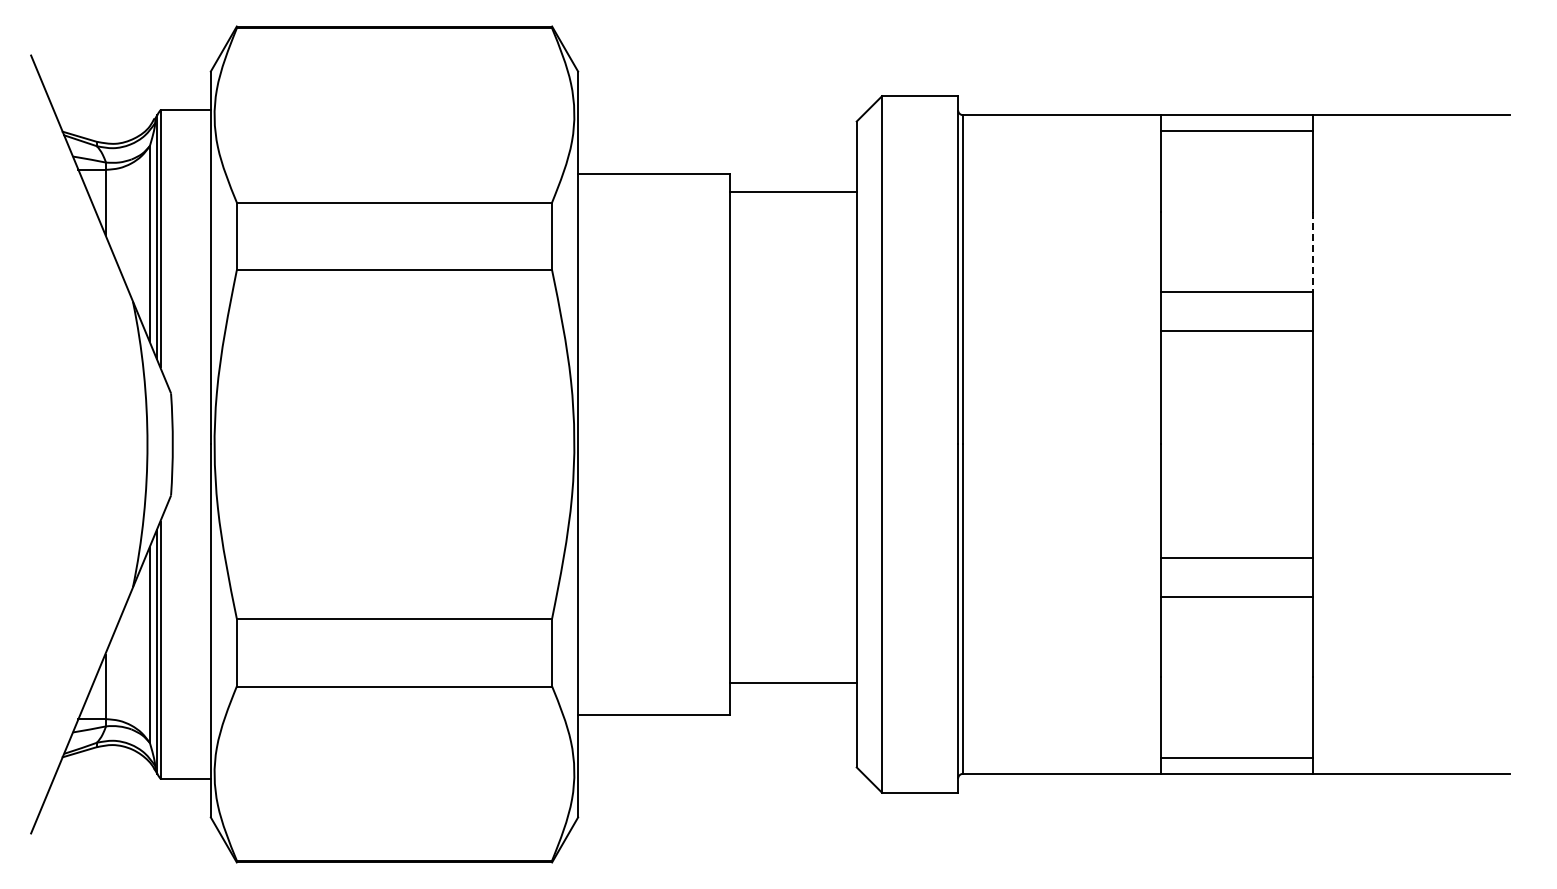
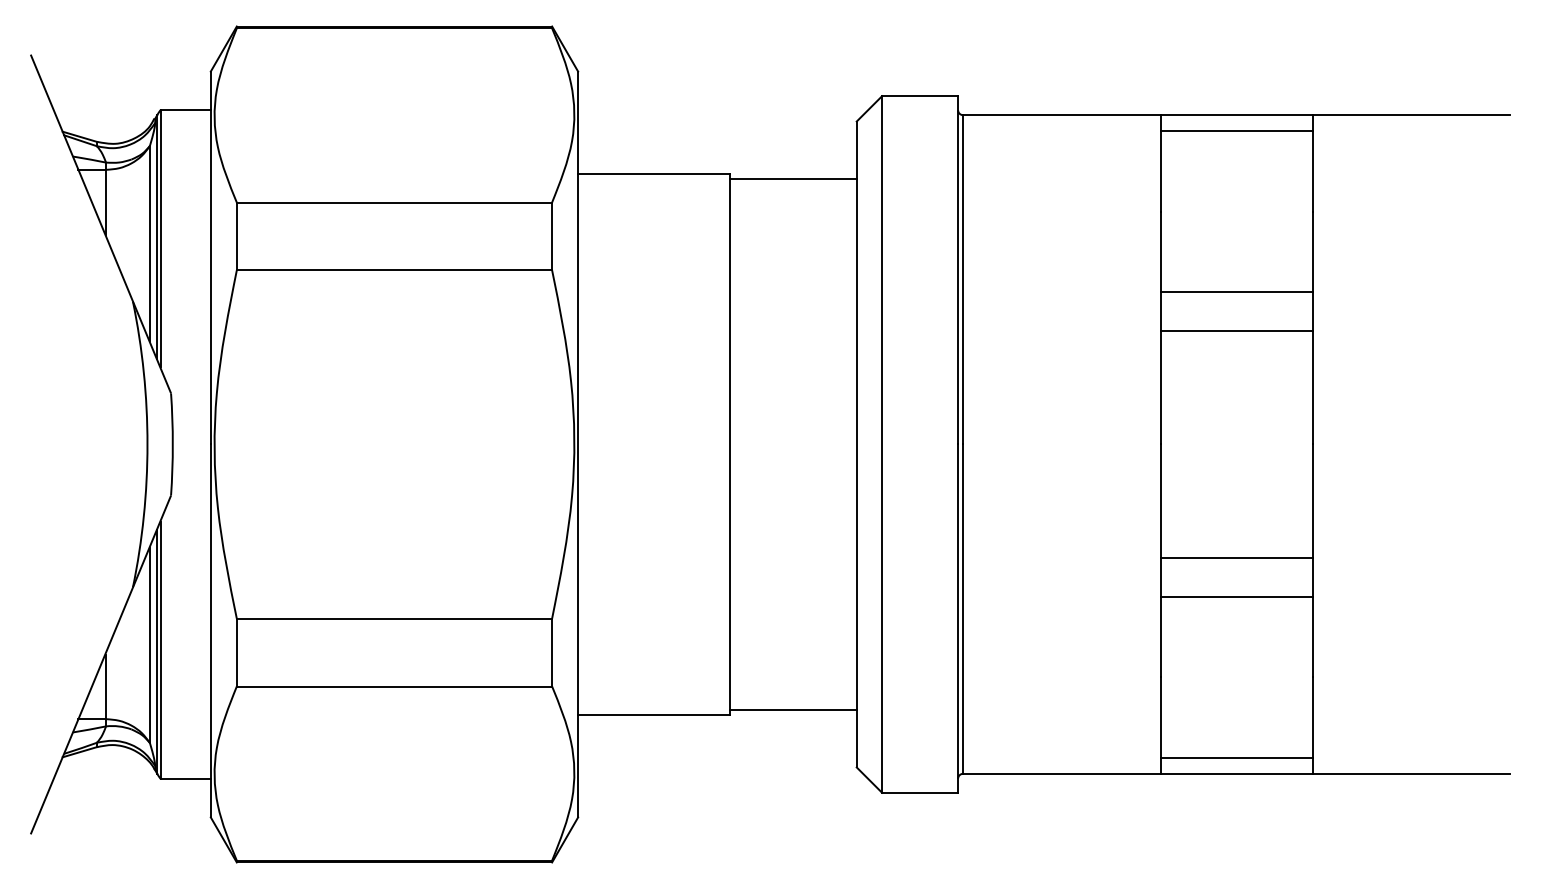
line position: (793, 192) -> (793, 179) (793, 179)
line: dashed -> solid (1312, 252)
line position: (793, 682) -> (793, 709) (793, 709)
